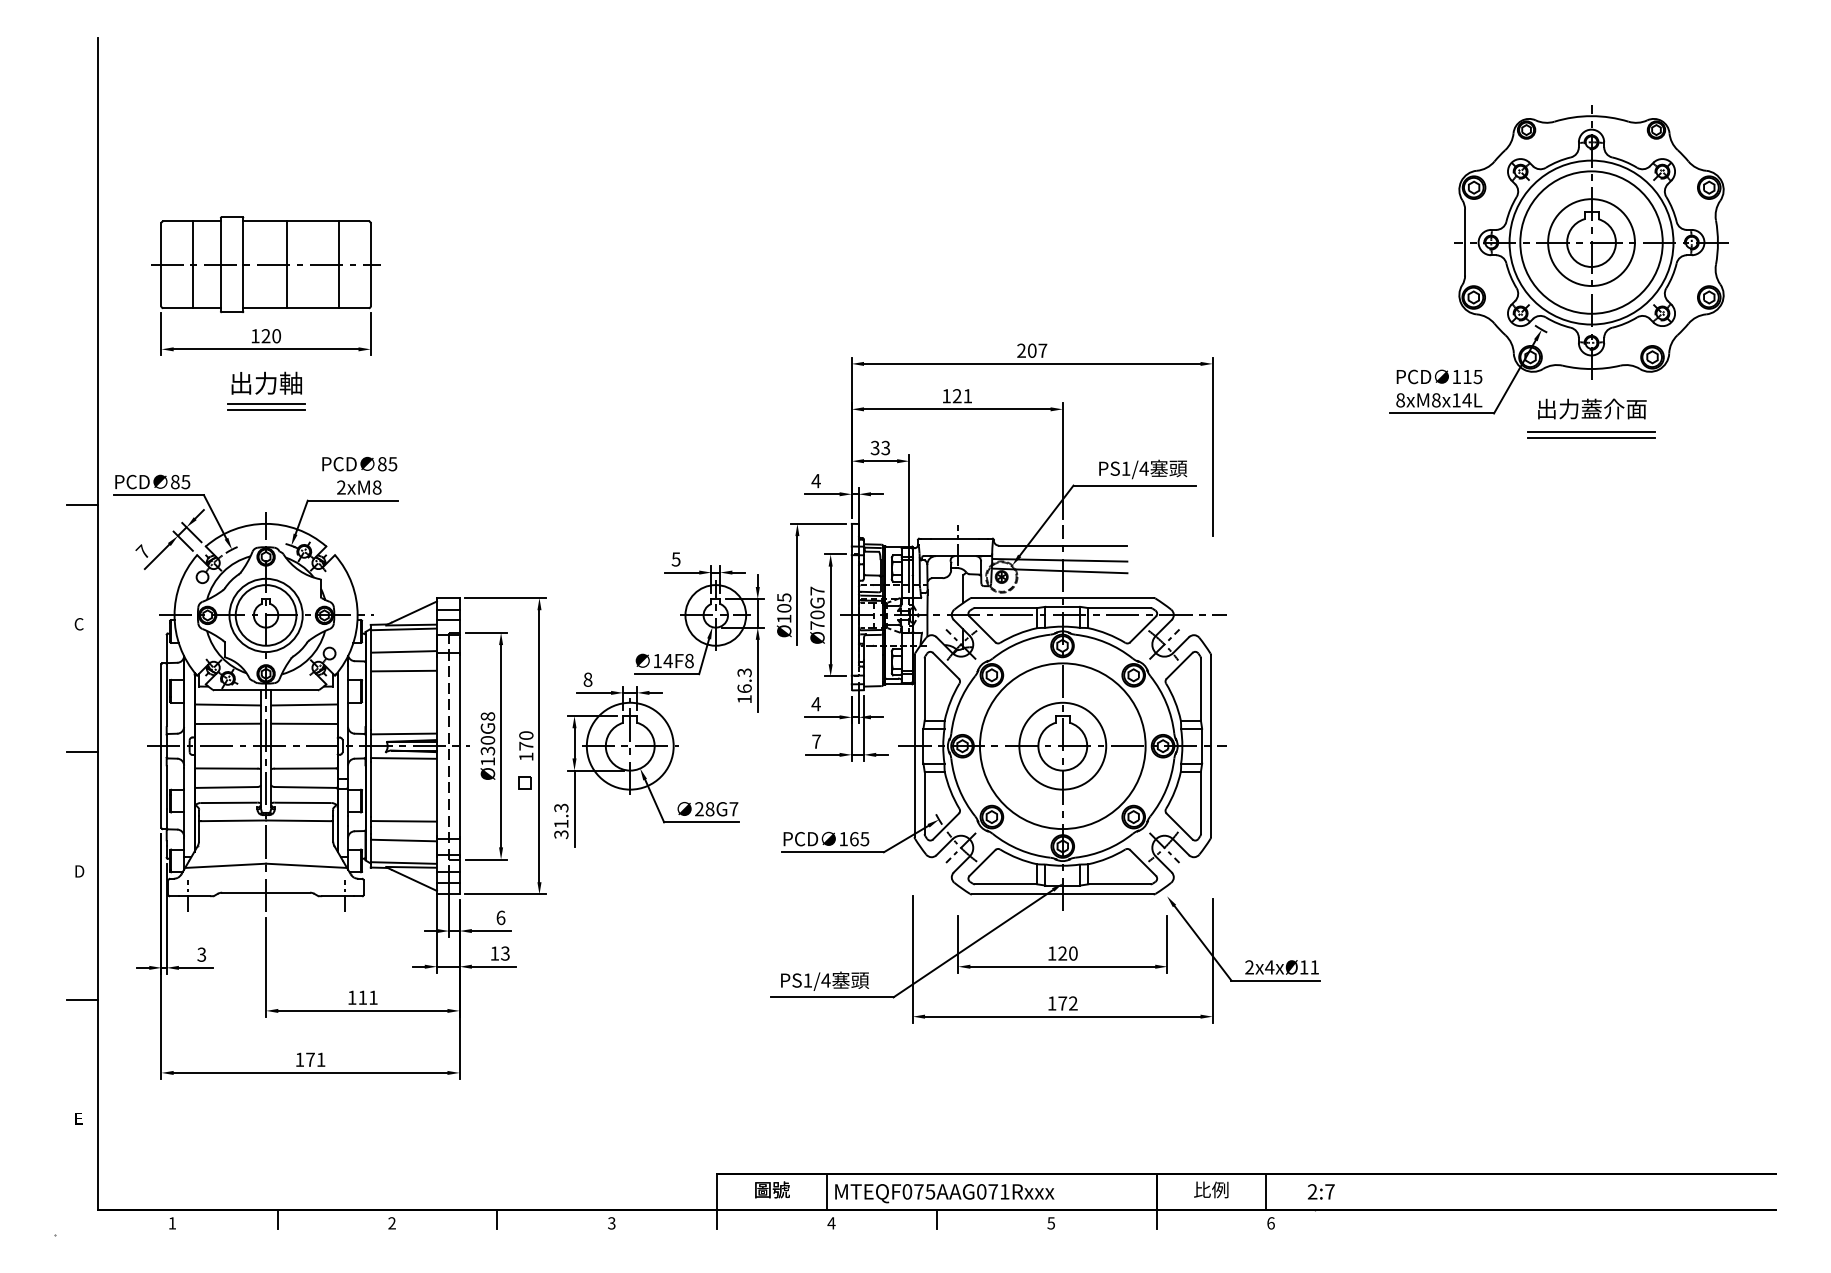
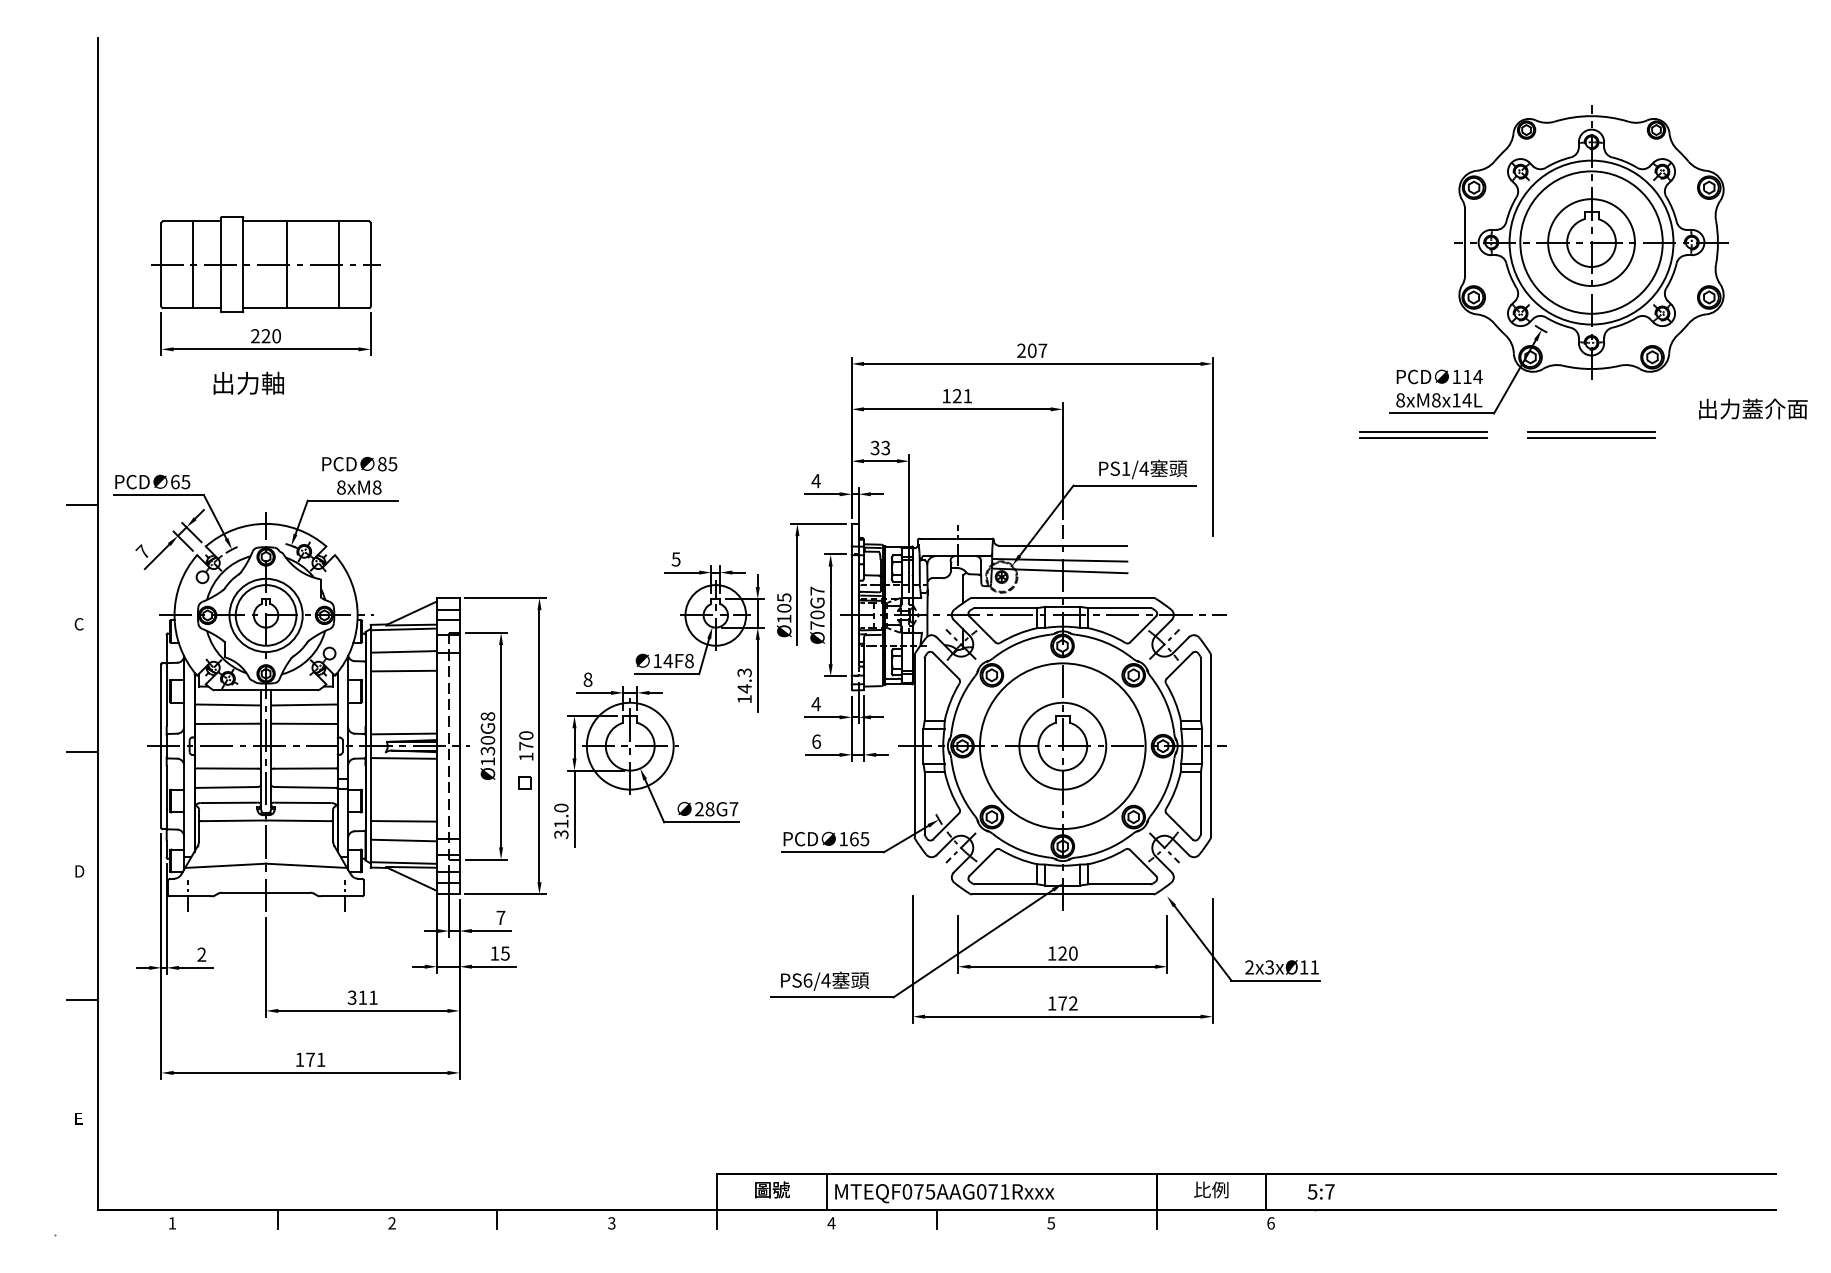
text: 120 -> 220 (255, 336)
text: 115 -> 114 (1477, 377)
text position: (266, 382) -> (248, 382) (248, 382)
line: present -> none (266, 403)
text position: (1592, 408) -> (1753, 408) (1753, 408)
line: present -> none (266, 409)
part: none -> present (1423, 434)
text: 85 -> 65 (175, 481)
text: 2xM8 -> 8xM8 (341, 487)
text: 16.3 -> 14.3 (744, 688)
text: 7 -> 6 (816, 741)
text: 31.3 -> 31.0 (561, 807)
text: 6 -> 7 (500, 917)
text: 13 -> 15 (505, 953)
text: 3 -> 2 (201, 954)
text: 2x4xØ11 -> 2x3xØ11 (1269, 967)
text: PS1/4 -> PS6/4 (807, 980)
text: 111 -> 311 (351, 997)
text: 2:7 -> 5:7 (1312, 1191)
